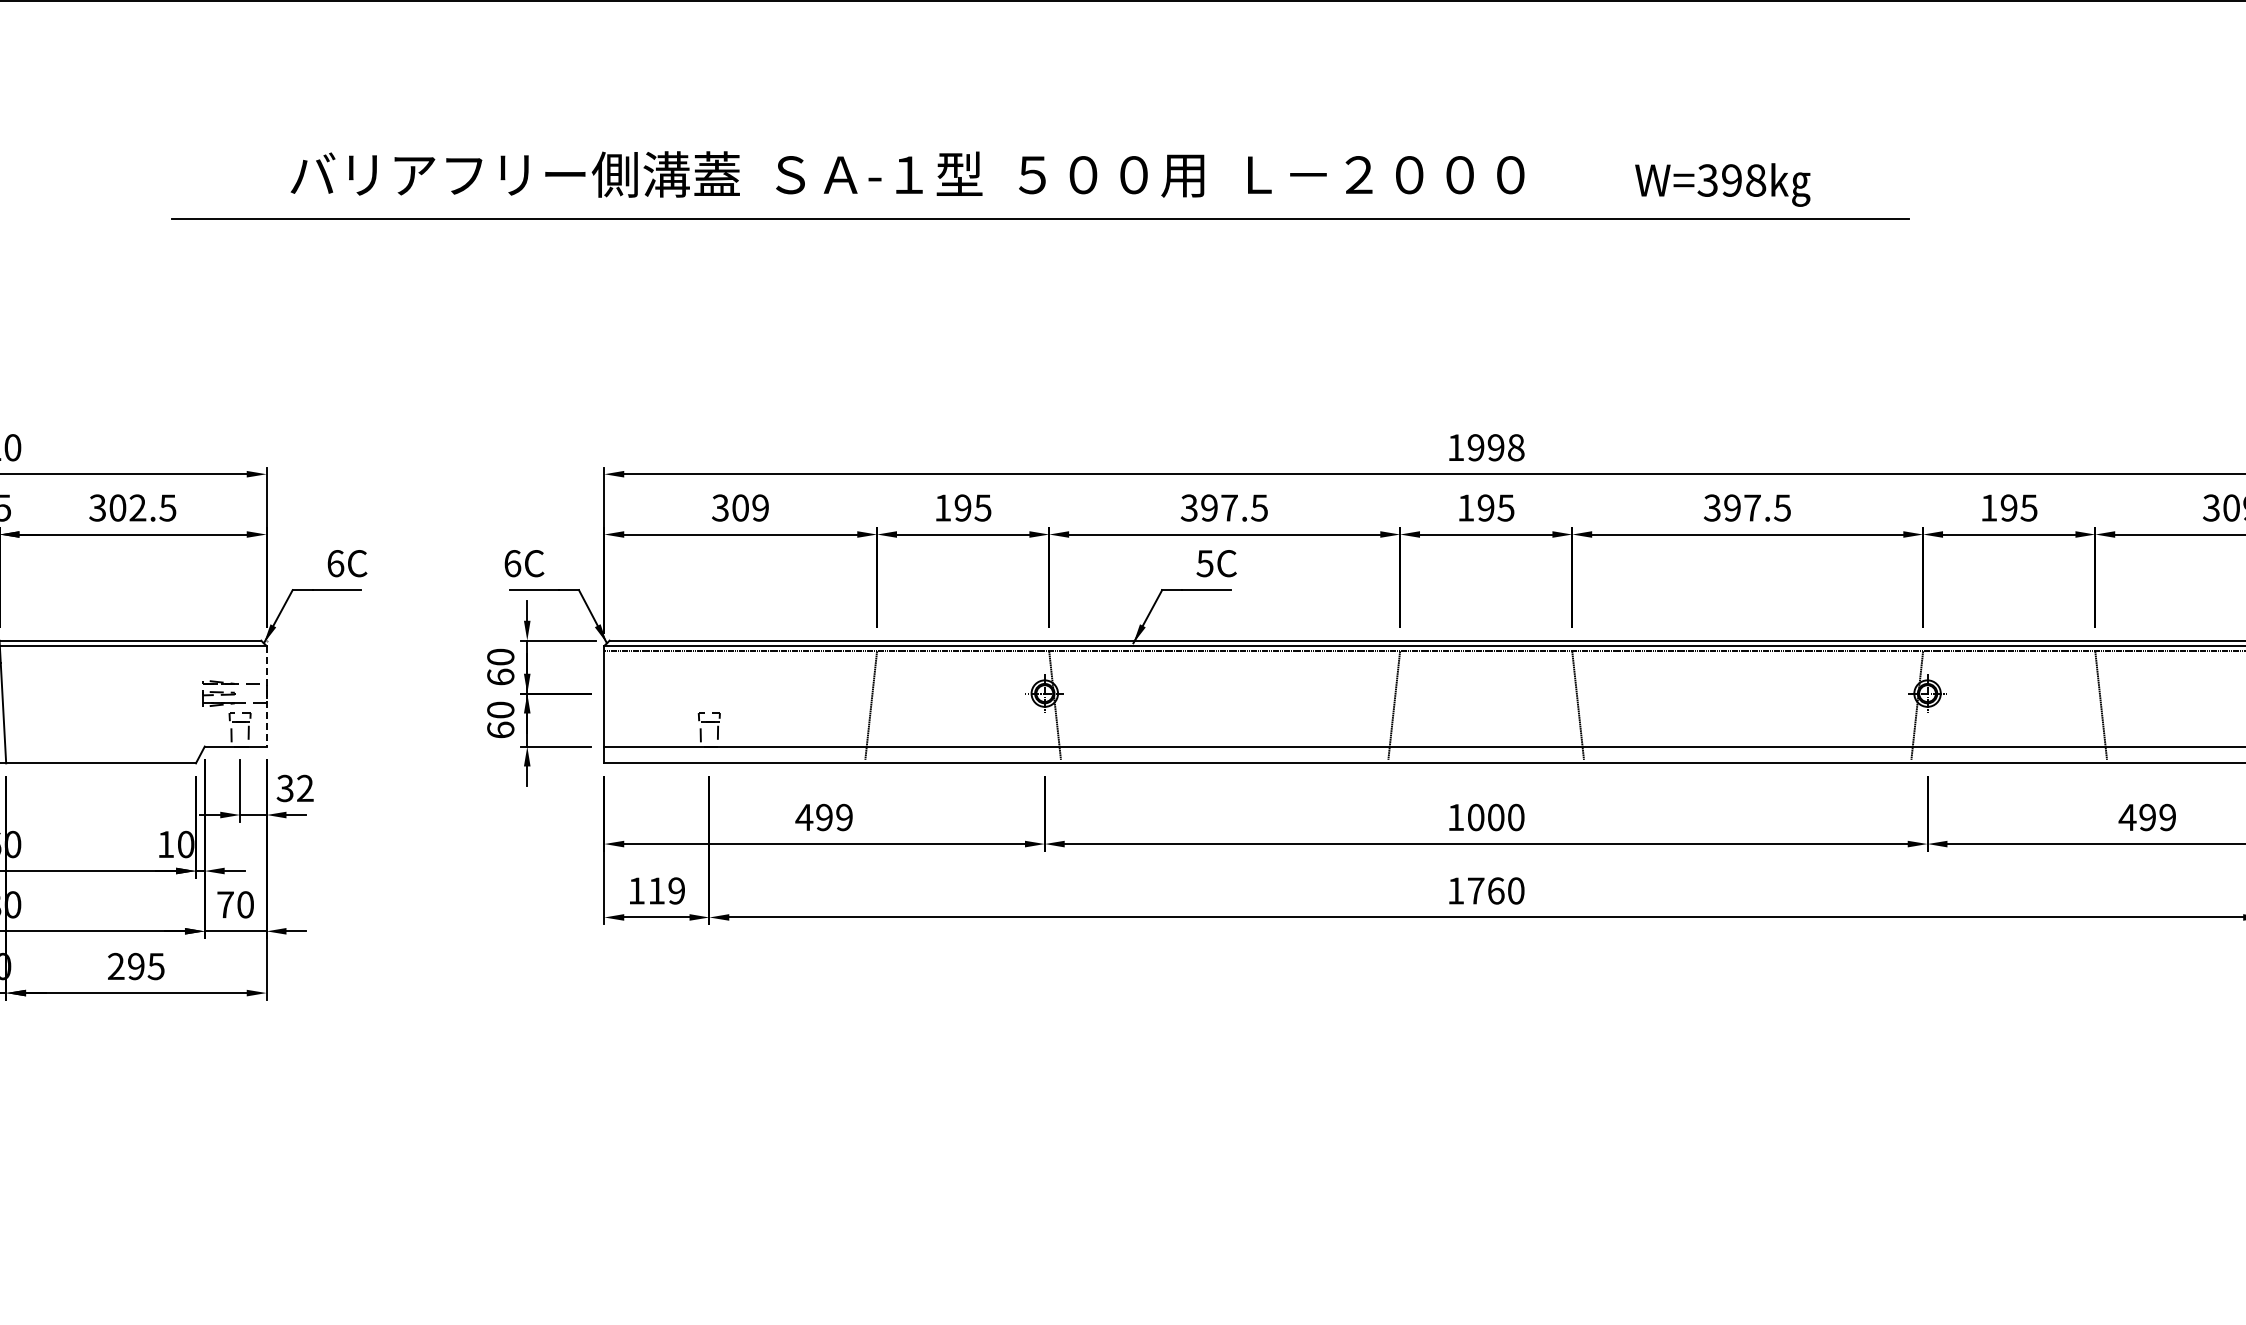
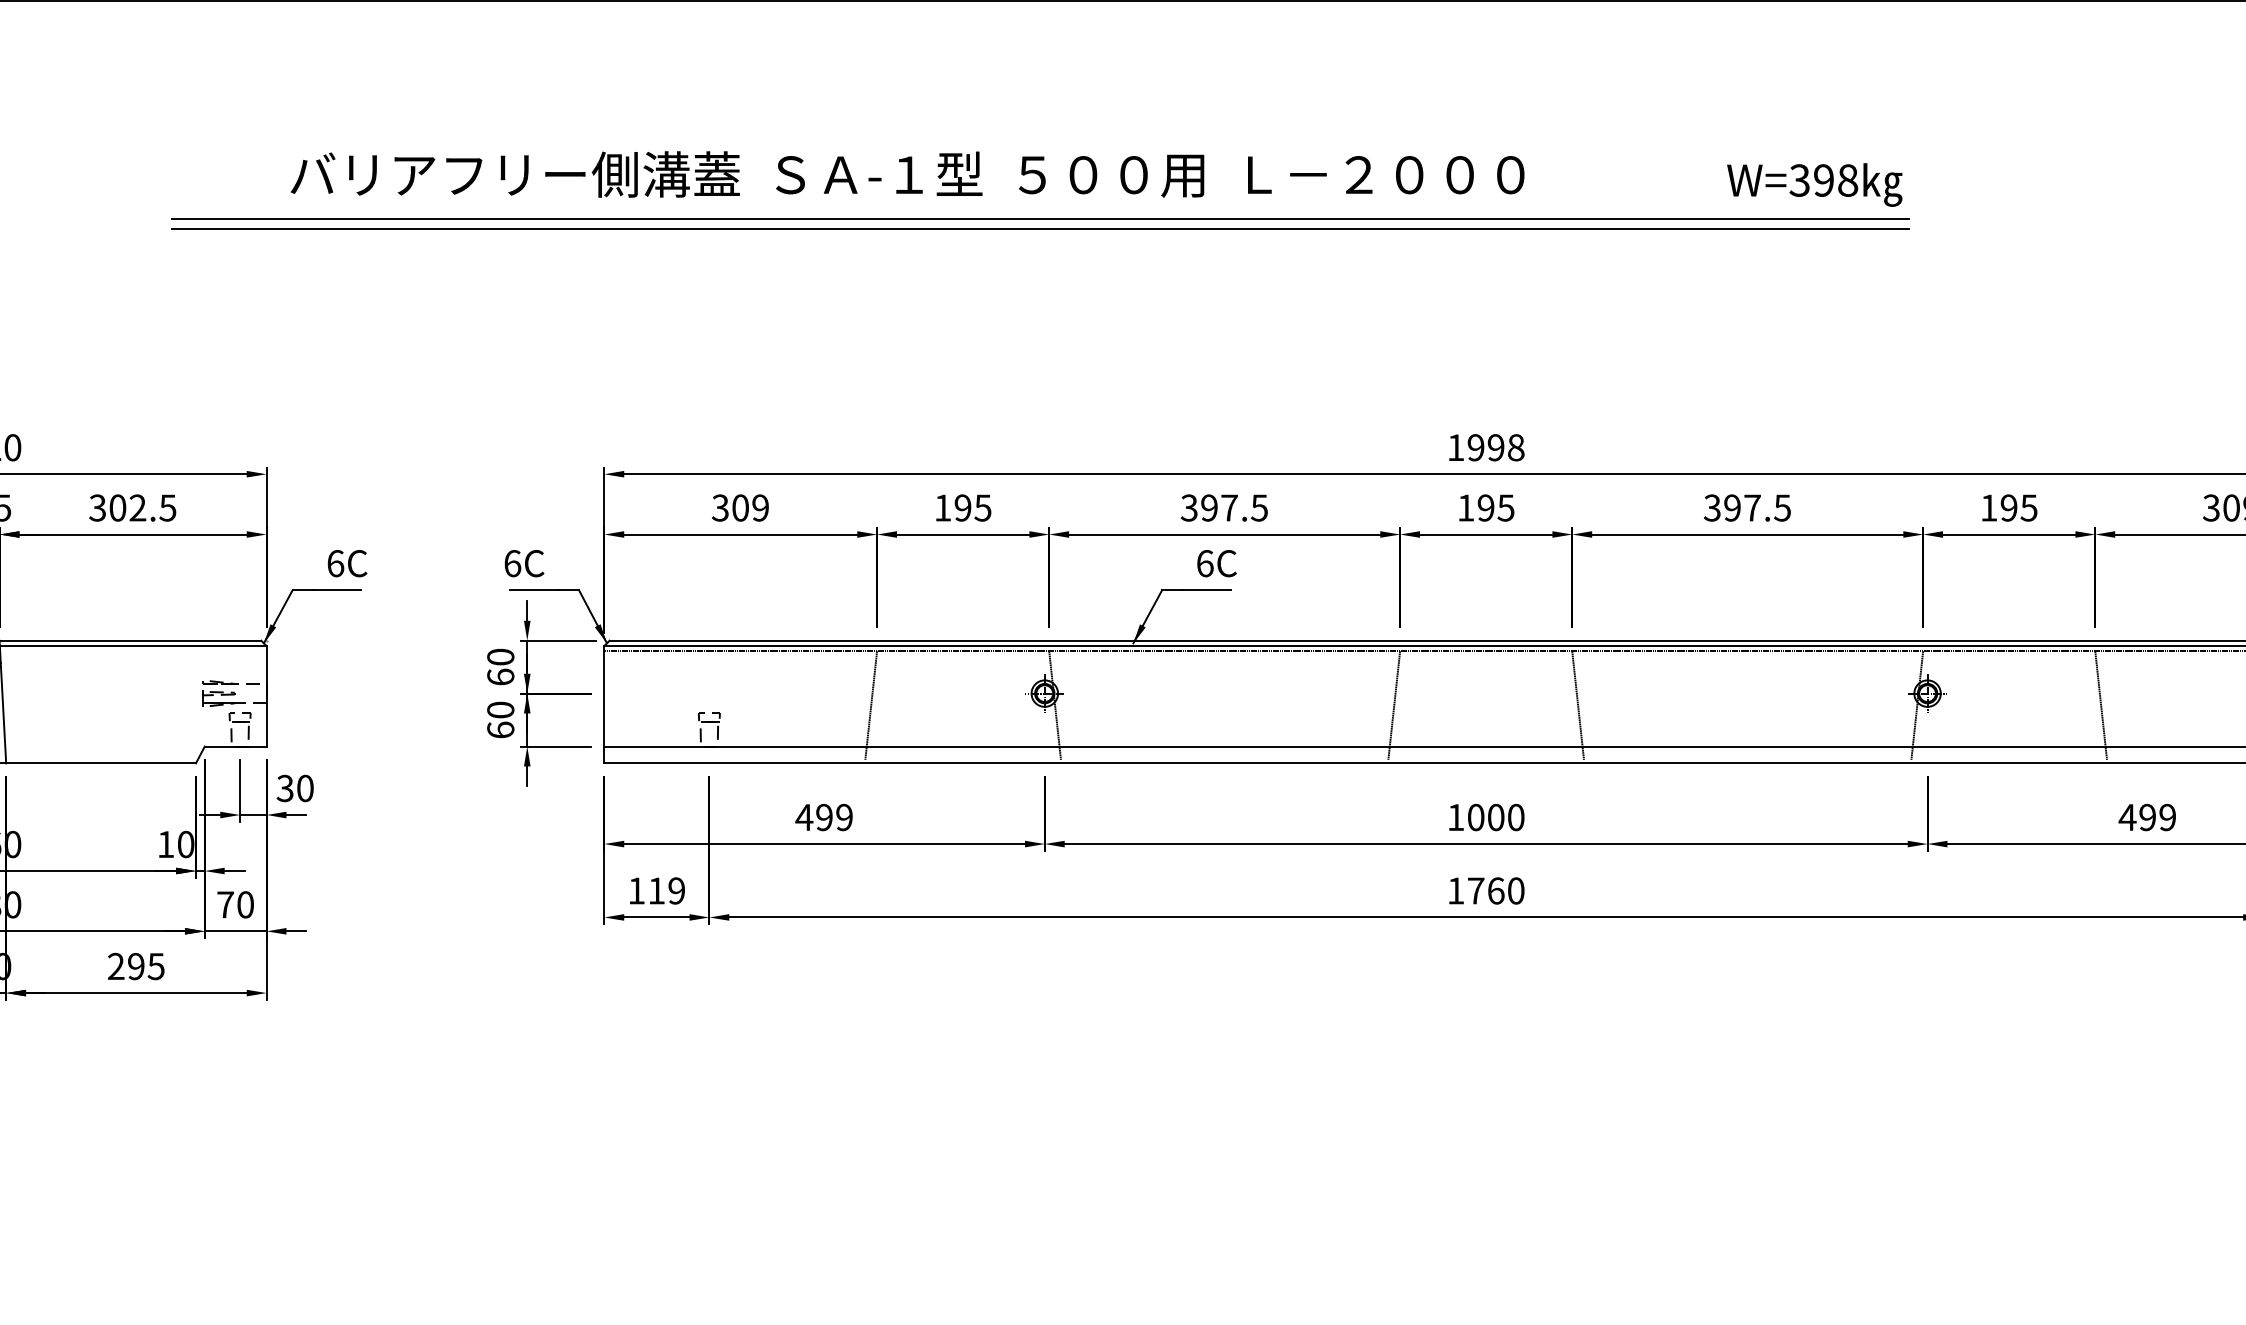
text position: (1722, 184) -> (1814, 184) (1814, 184)
line: none -> present (1040, 229)
text: 5C -> 6C (1204, 563)
line: dashed -> solid (266, 696)
text: 32 -> 30 (305, 788)
